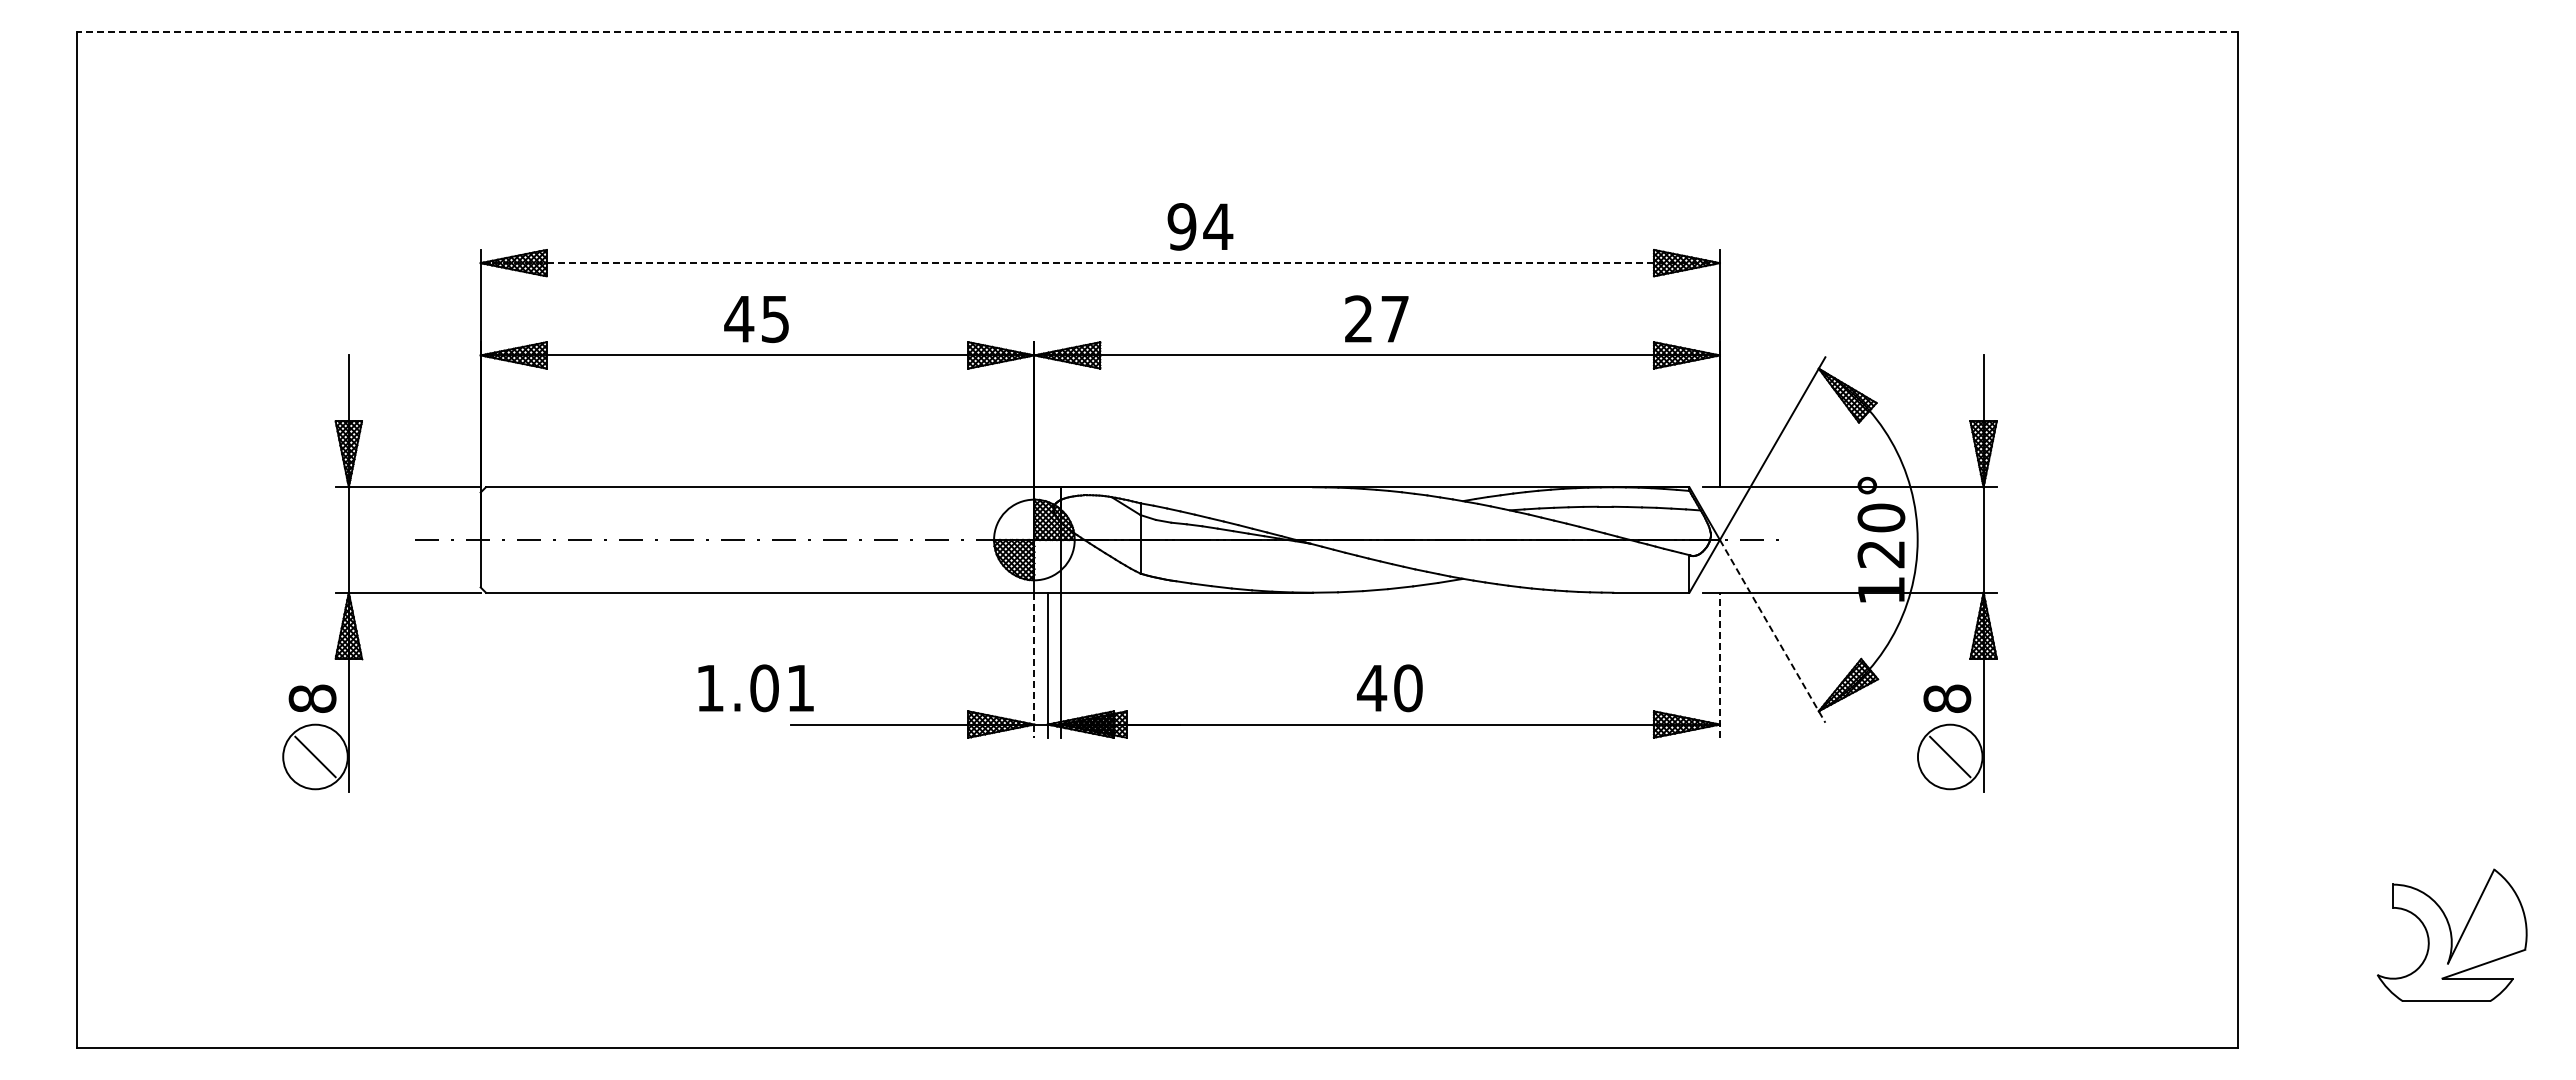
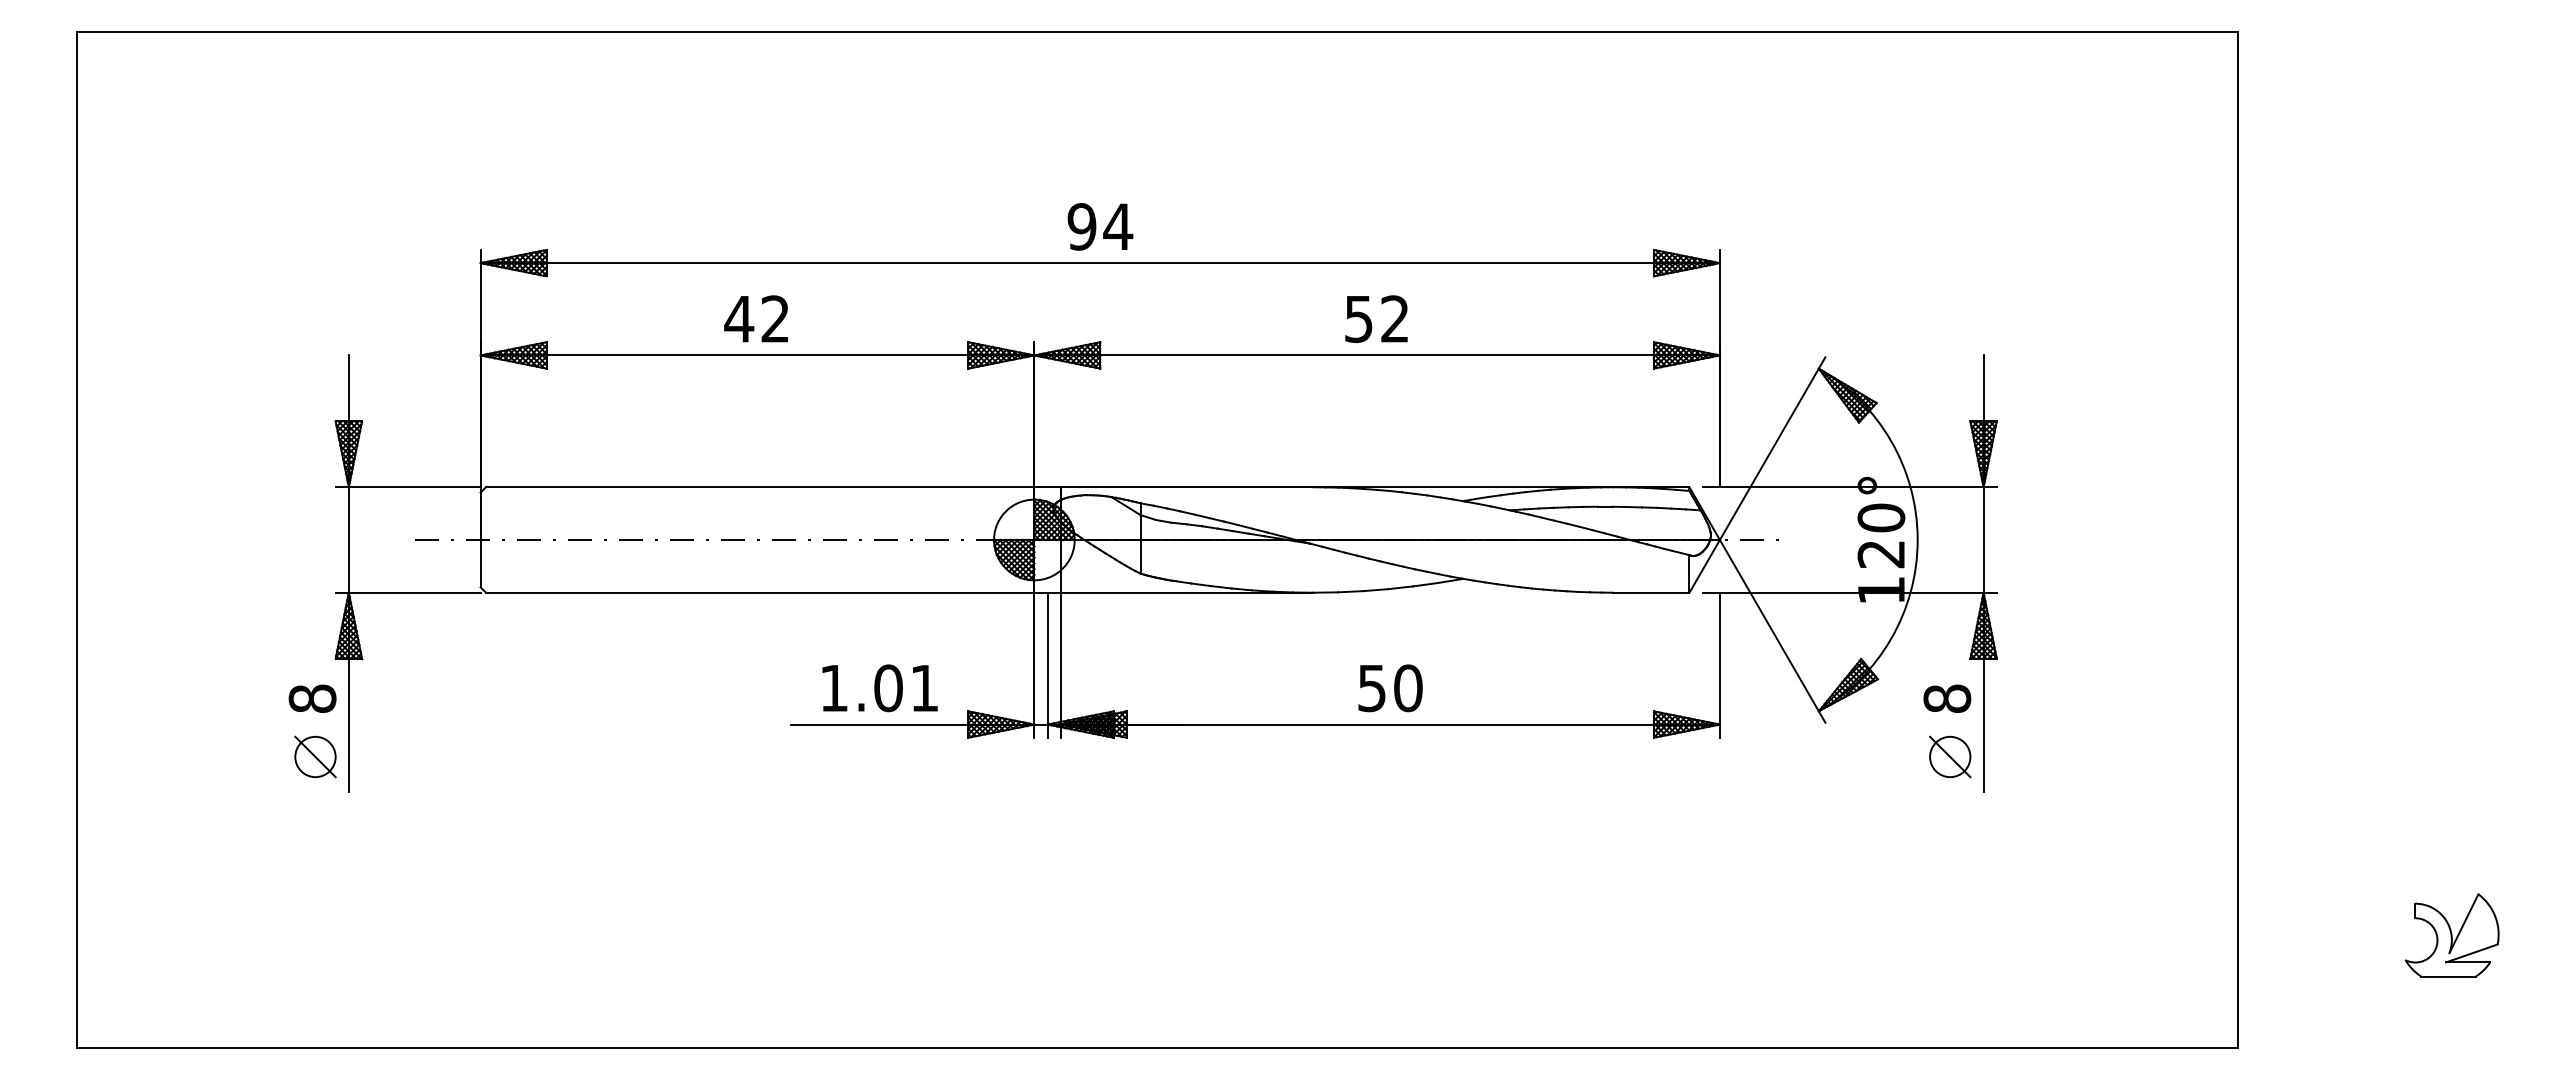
line: dashed -> solid (1157, 32)
text position: (1200, 226) -> (1100, 226) (1100, 226)
line: dashed -> solid (1100, 263)
text: 45 -> 42 (774, 319)
text: 27 -> 52 (1376, 319)
line: dashed -> solid (1772, 631)
line: dashed -> solid (1034, 665)
line: dashed -> solid (1719, 665)
text position: (755, 688) -> (879, 688) (879, 688)
text: 40 -> 50 (1372, 688)
circle diameter: 65 px -> 40 px (315, 756)
circle diameter: 65 px -> 40 px (1950, 756)
part size: 151x134 px -> 96x85 px (2451, 935)
